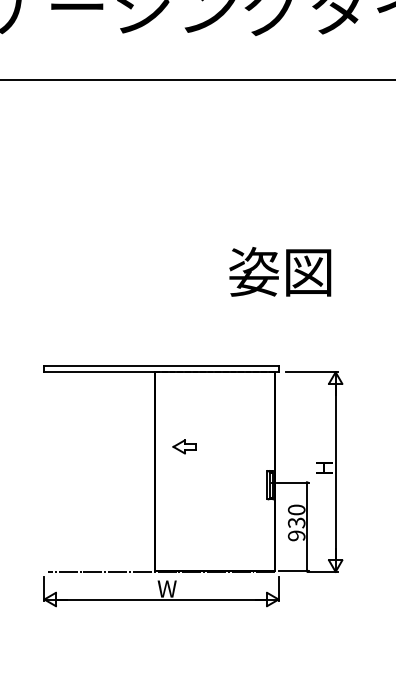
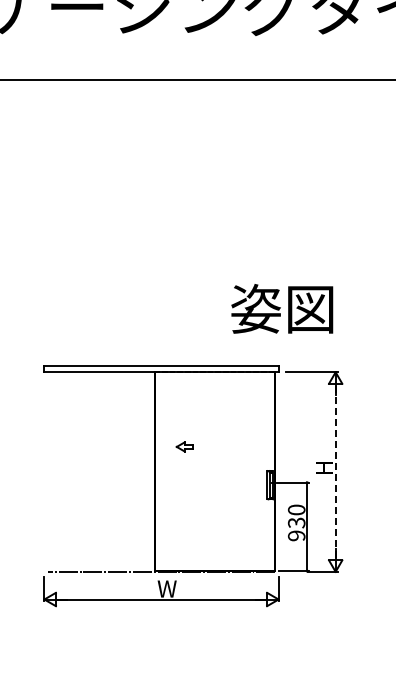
text position: (280, 271) -> (282, 308) (282, 308)
part size: 25x16 px -> 19x12 px (184, 446)
line: solid -> dashed (335, 472)
